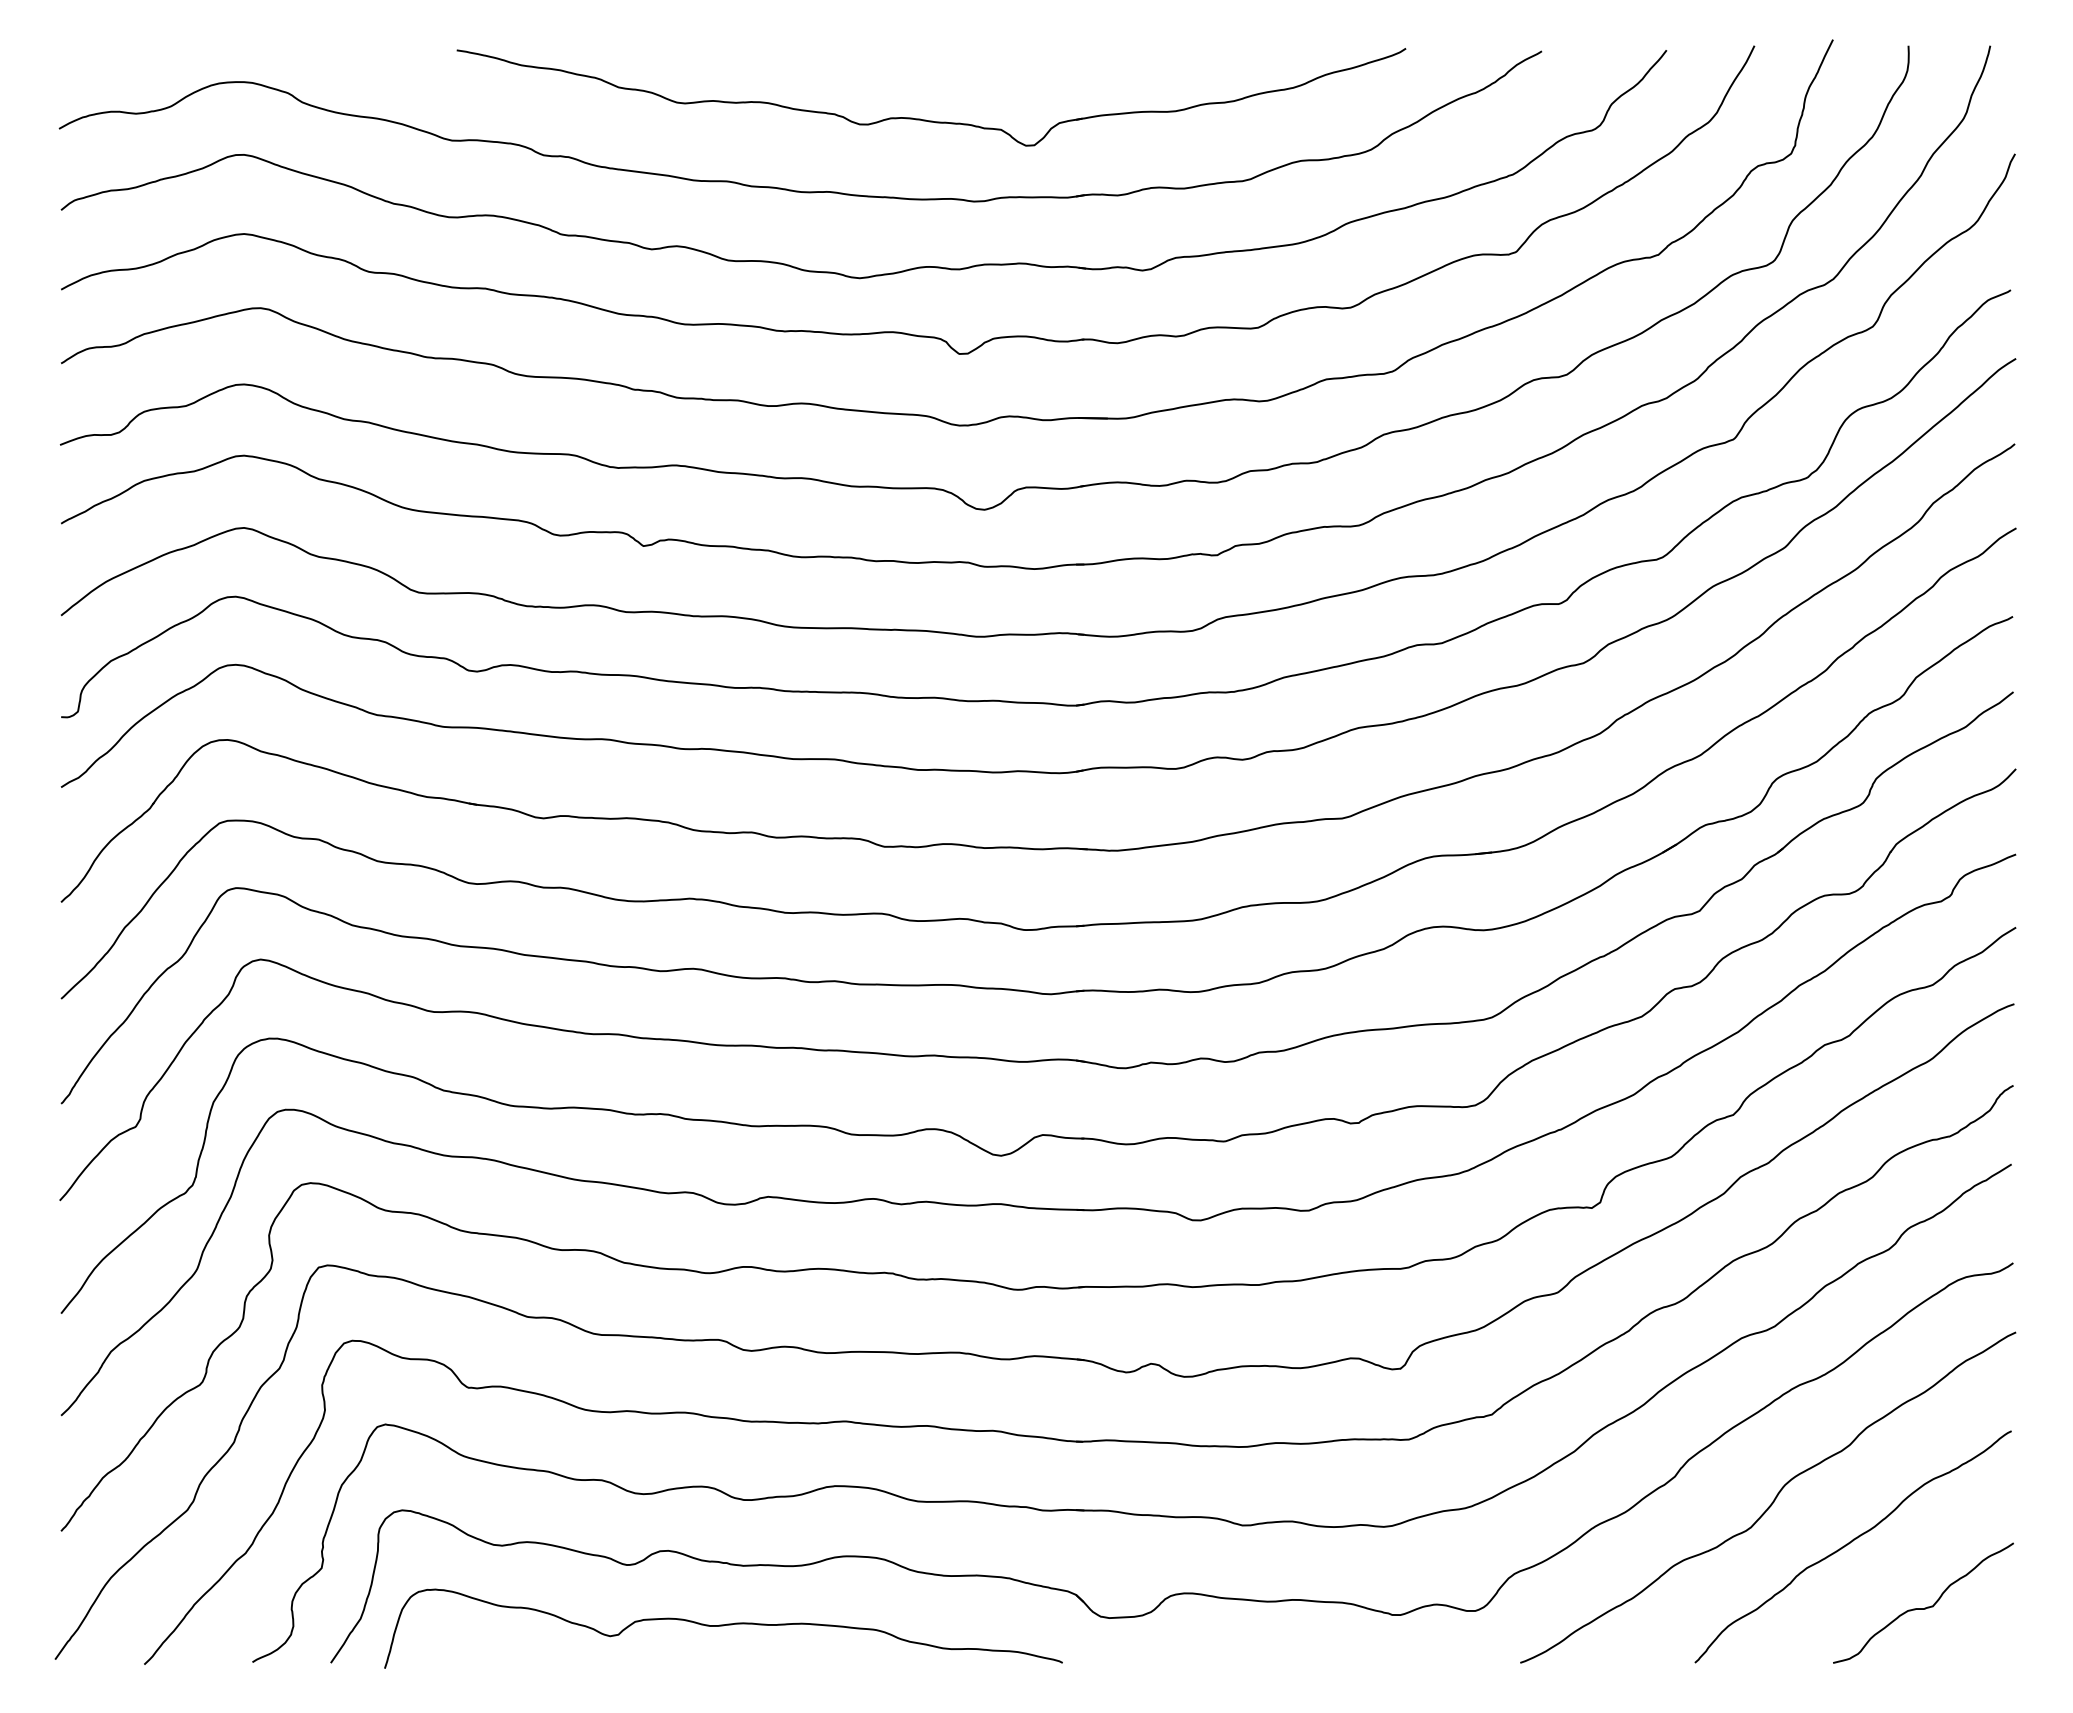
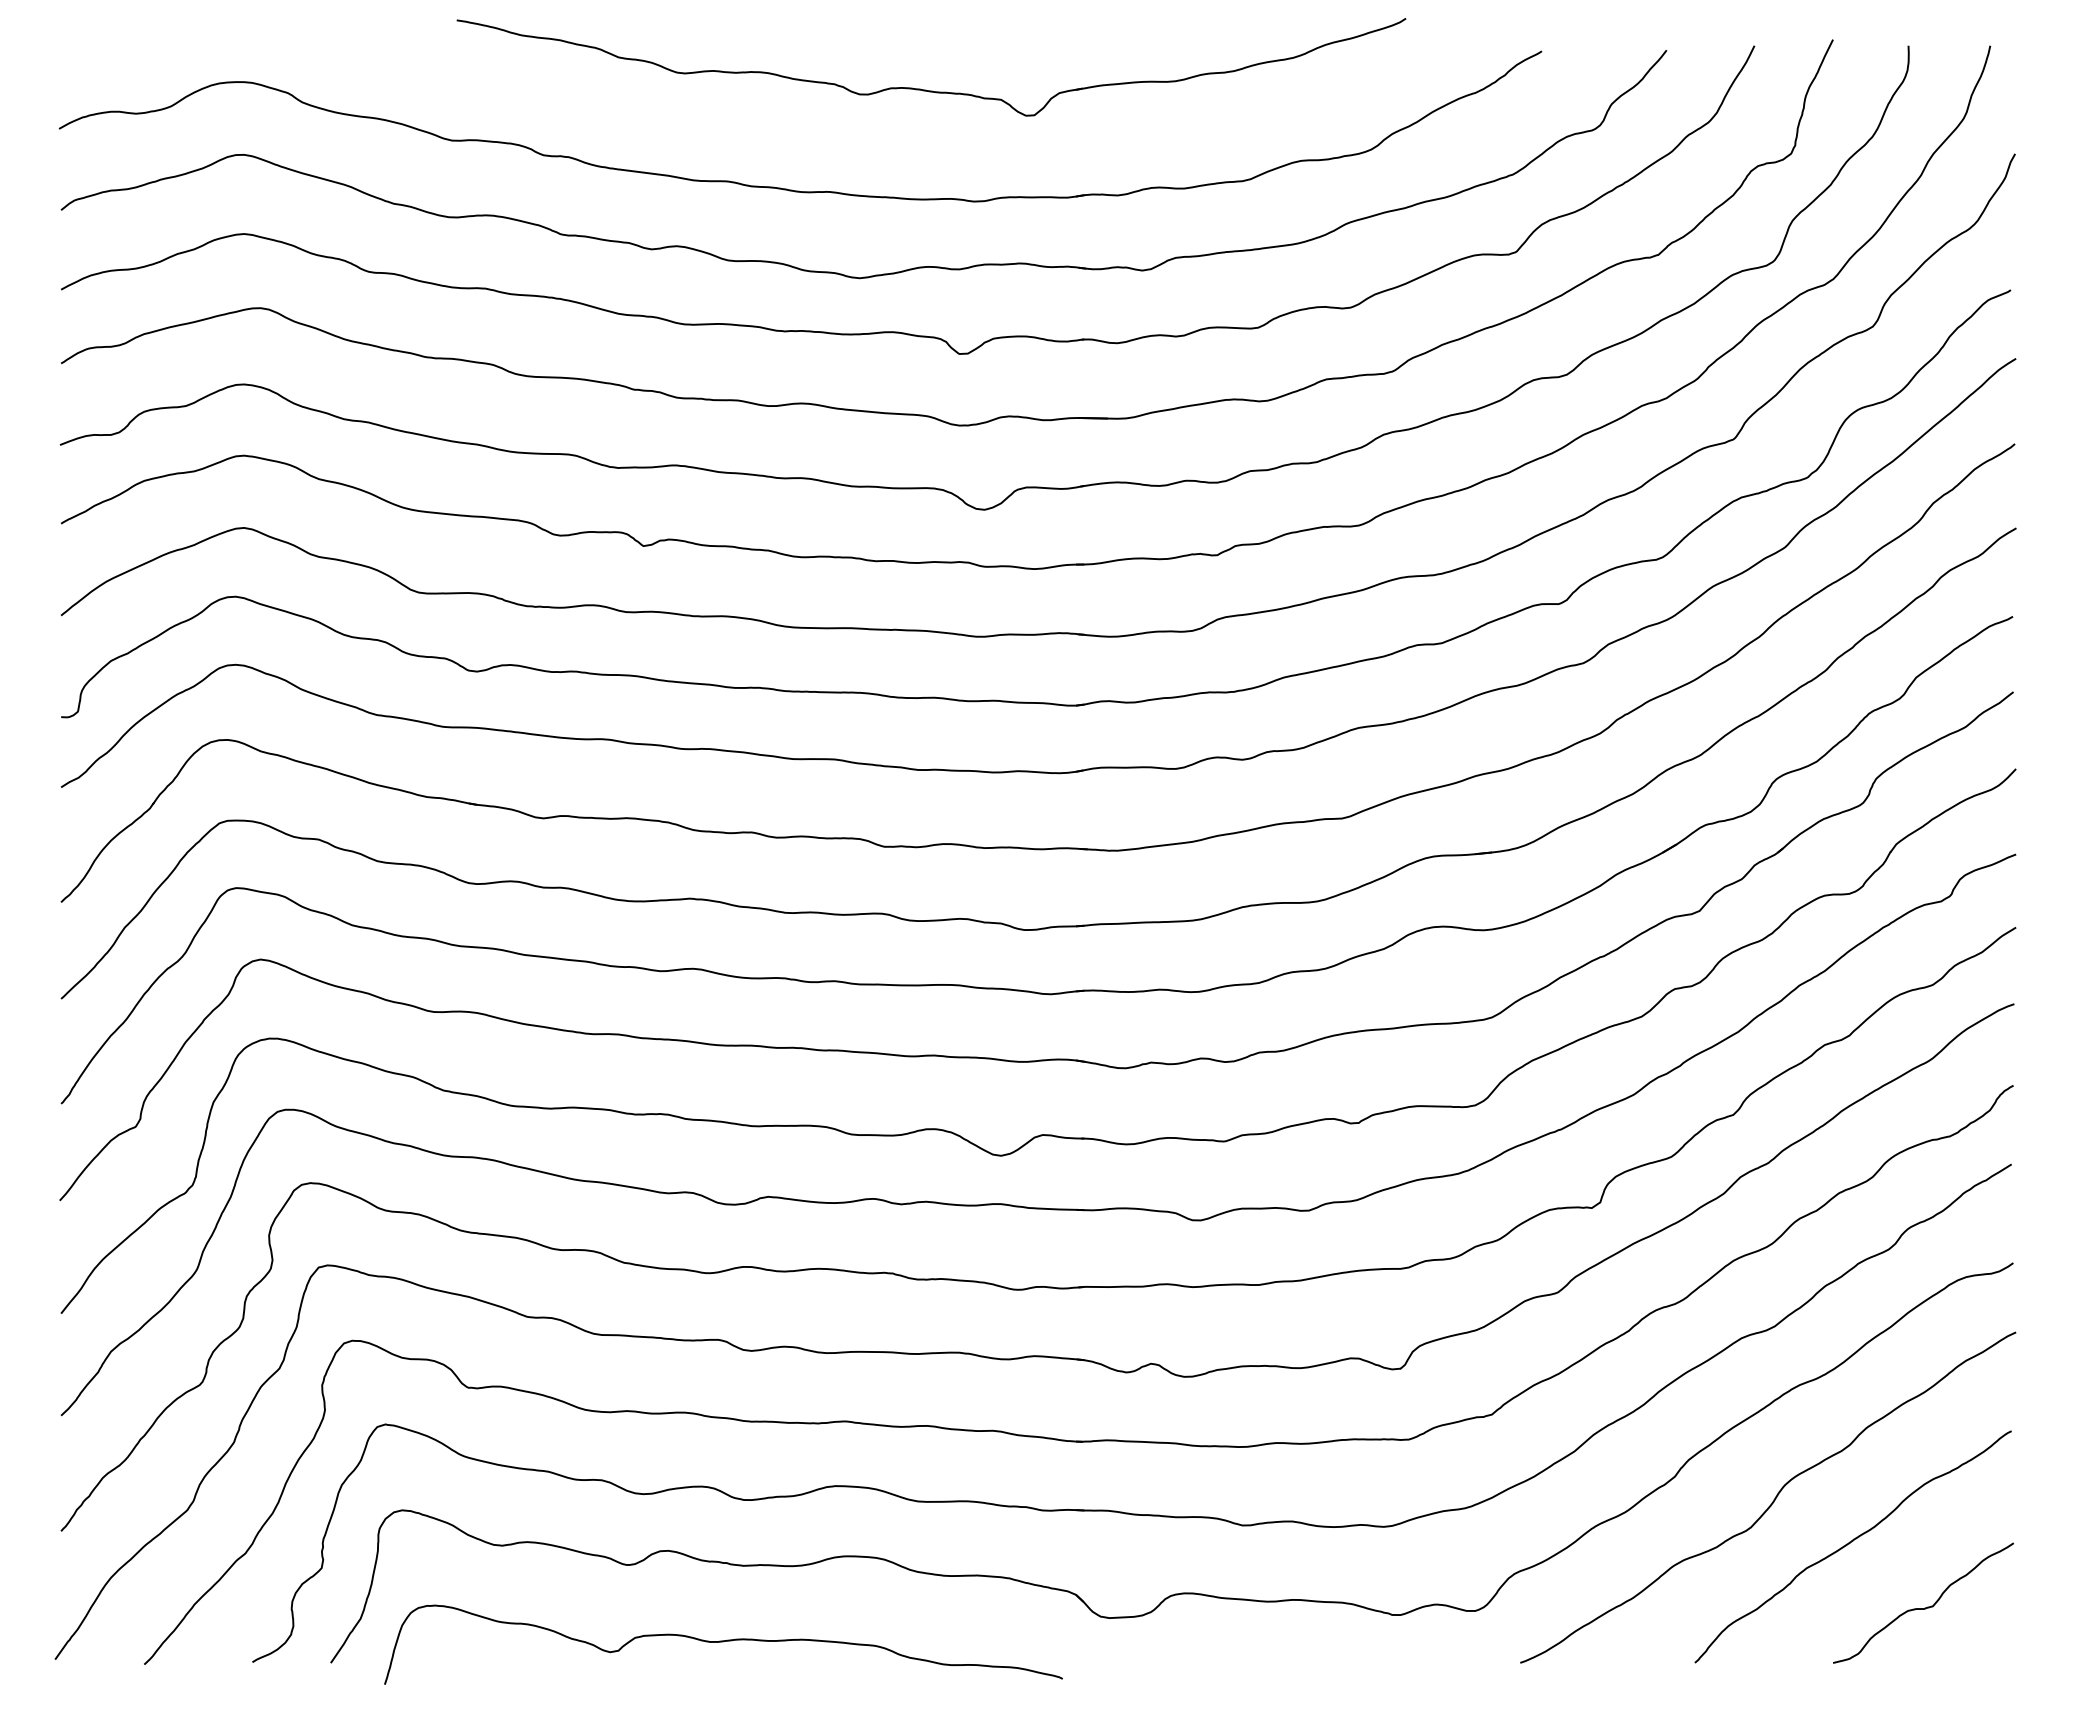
part position: (926, 119) -> (926, 89) (926, 89)
curve position: (723, 1626) -> (723, 1642) (723, 1642)
